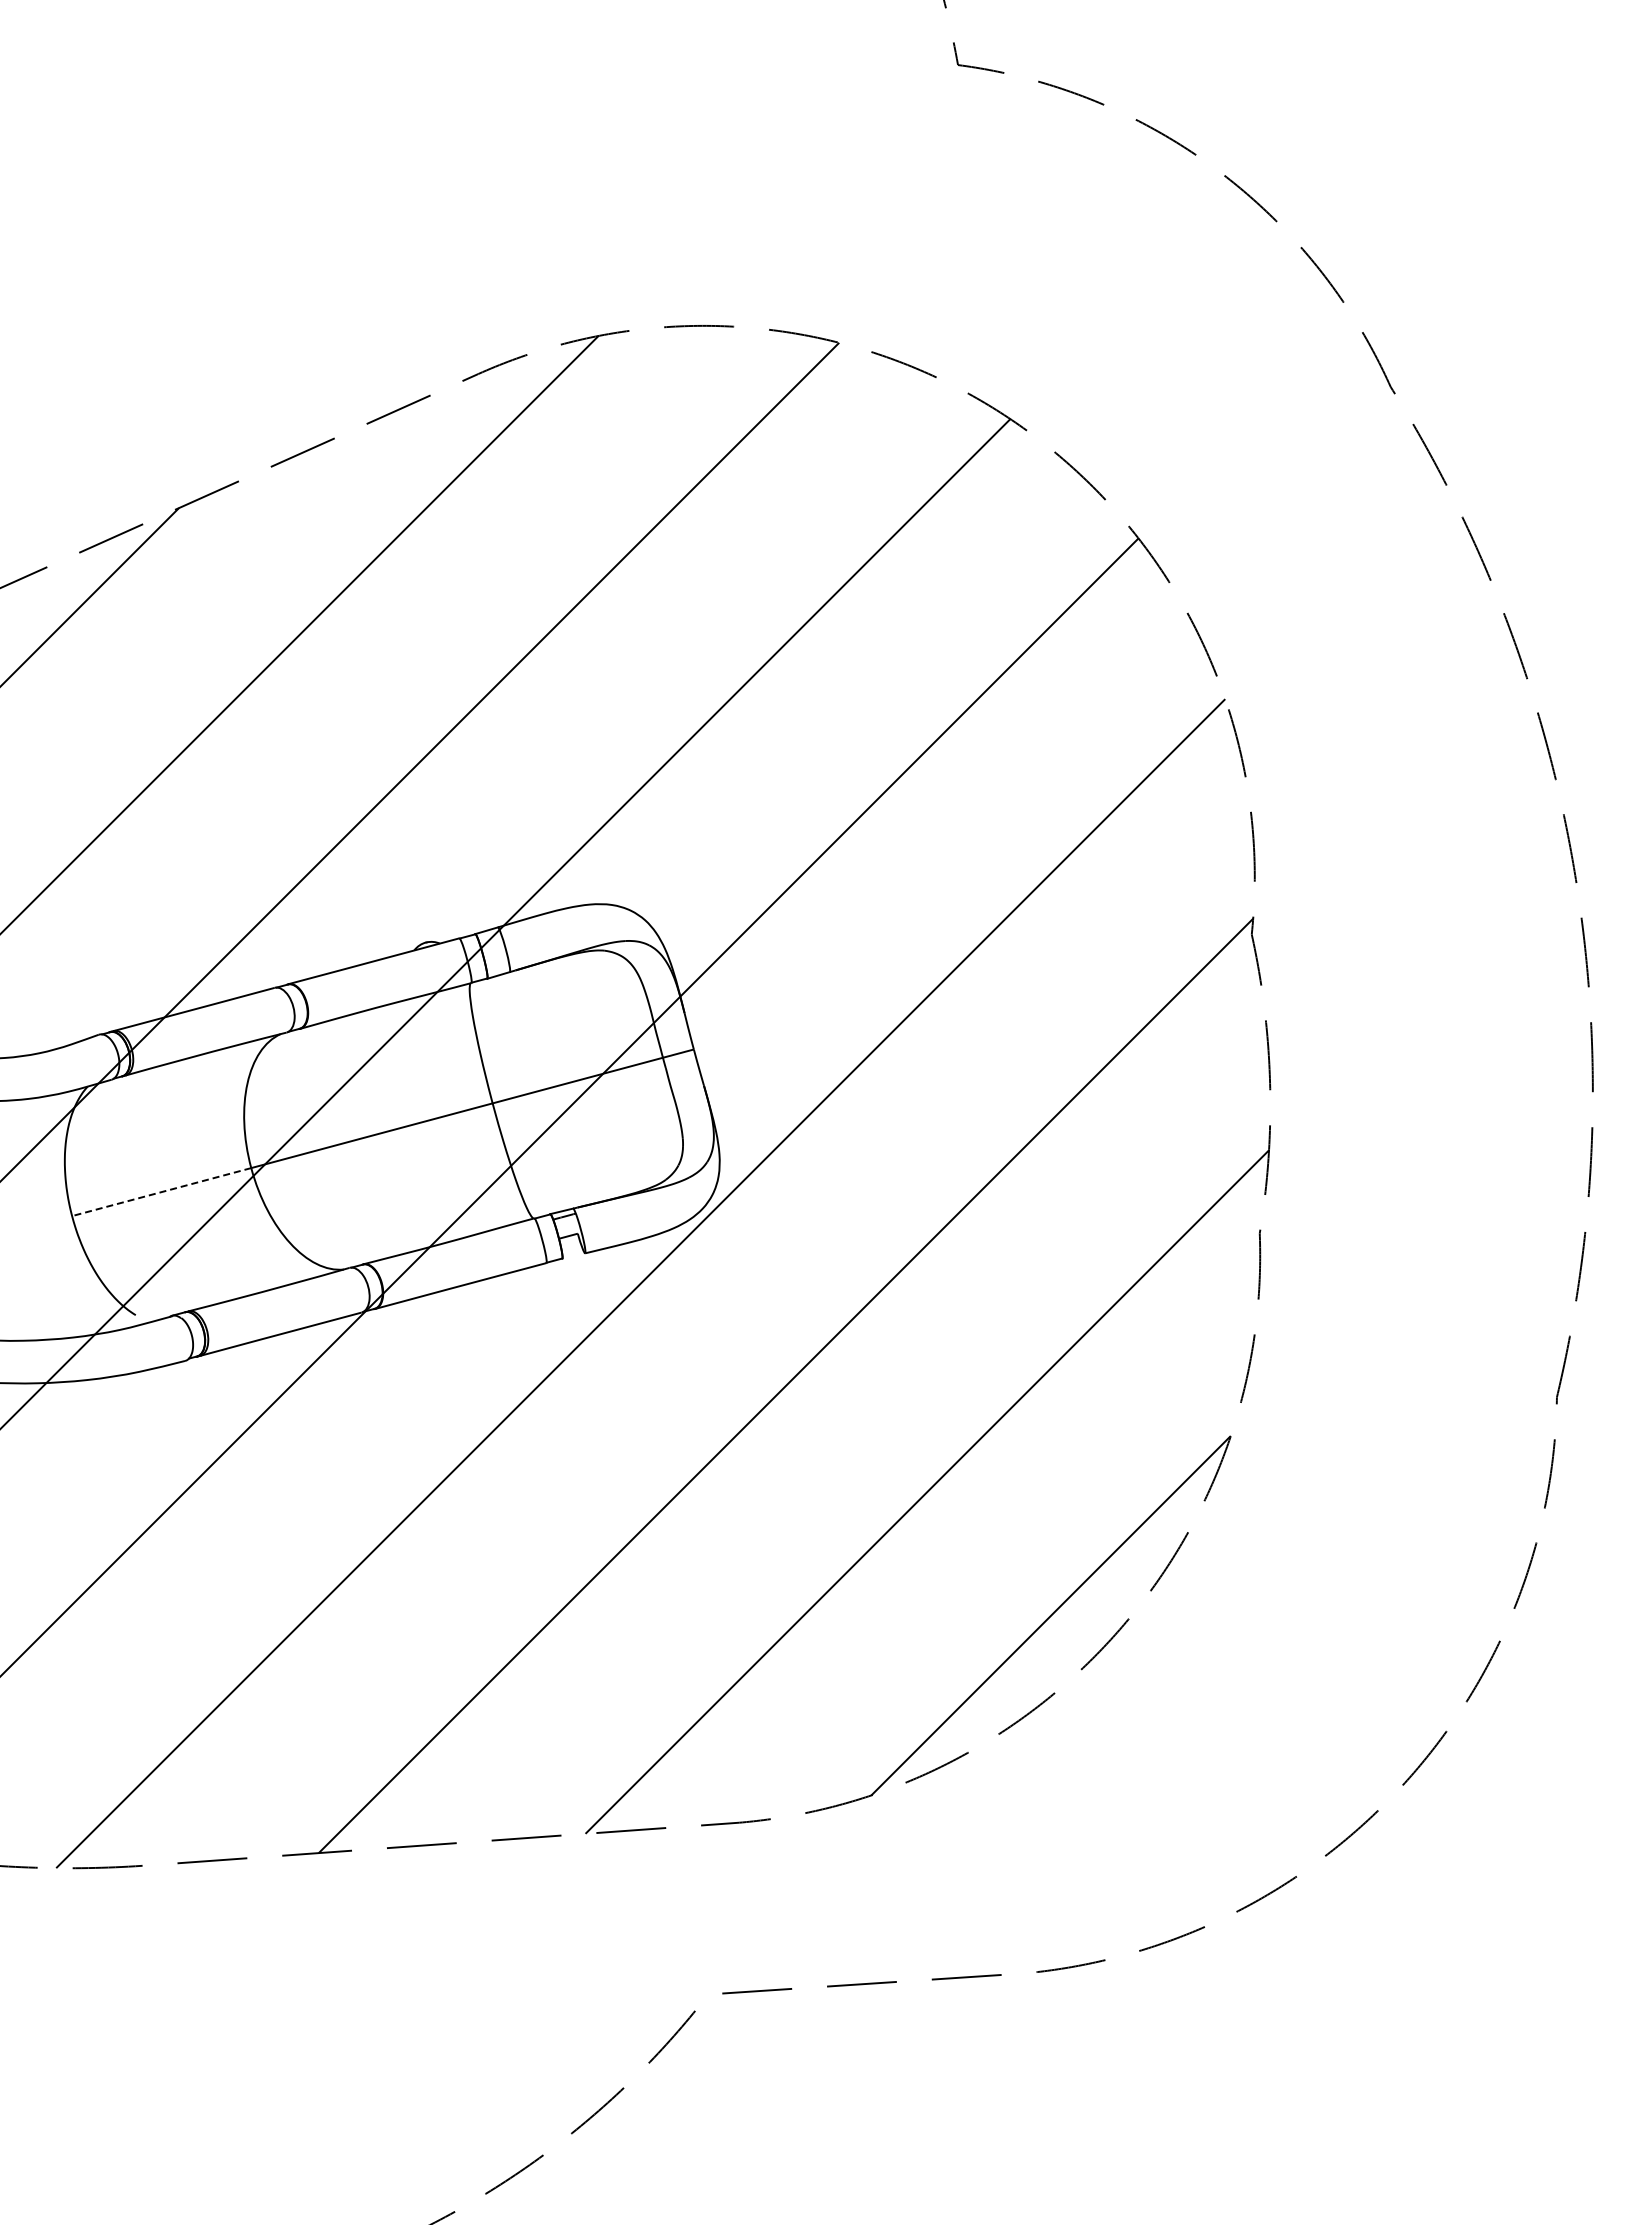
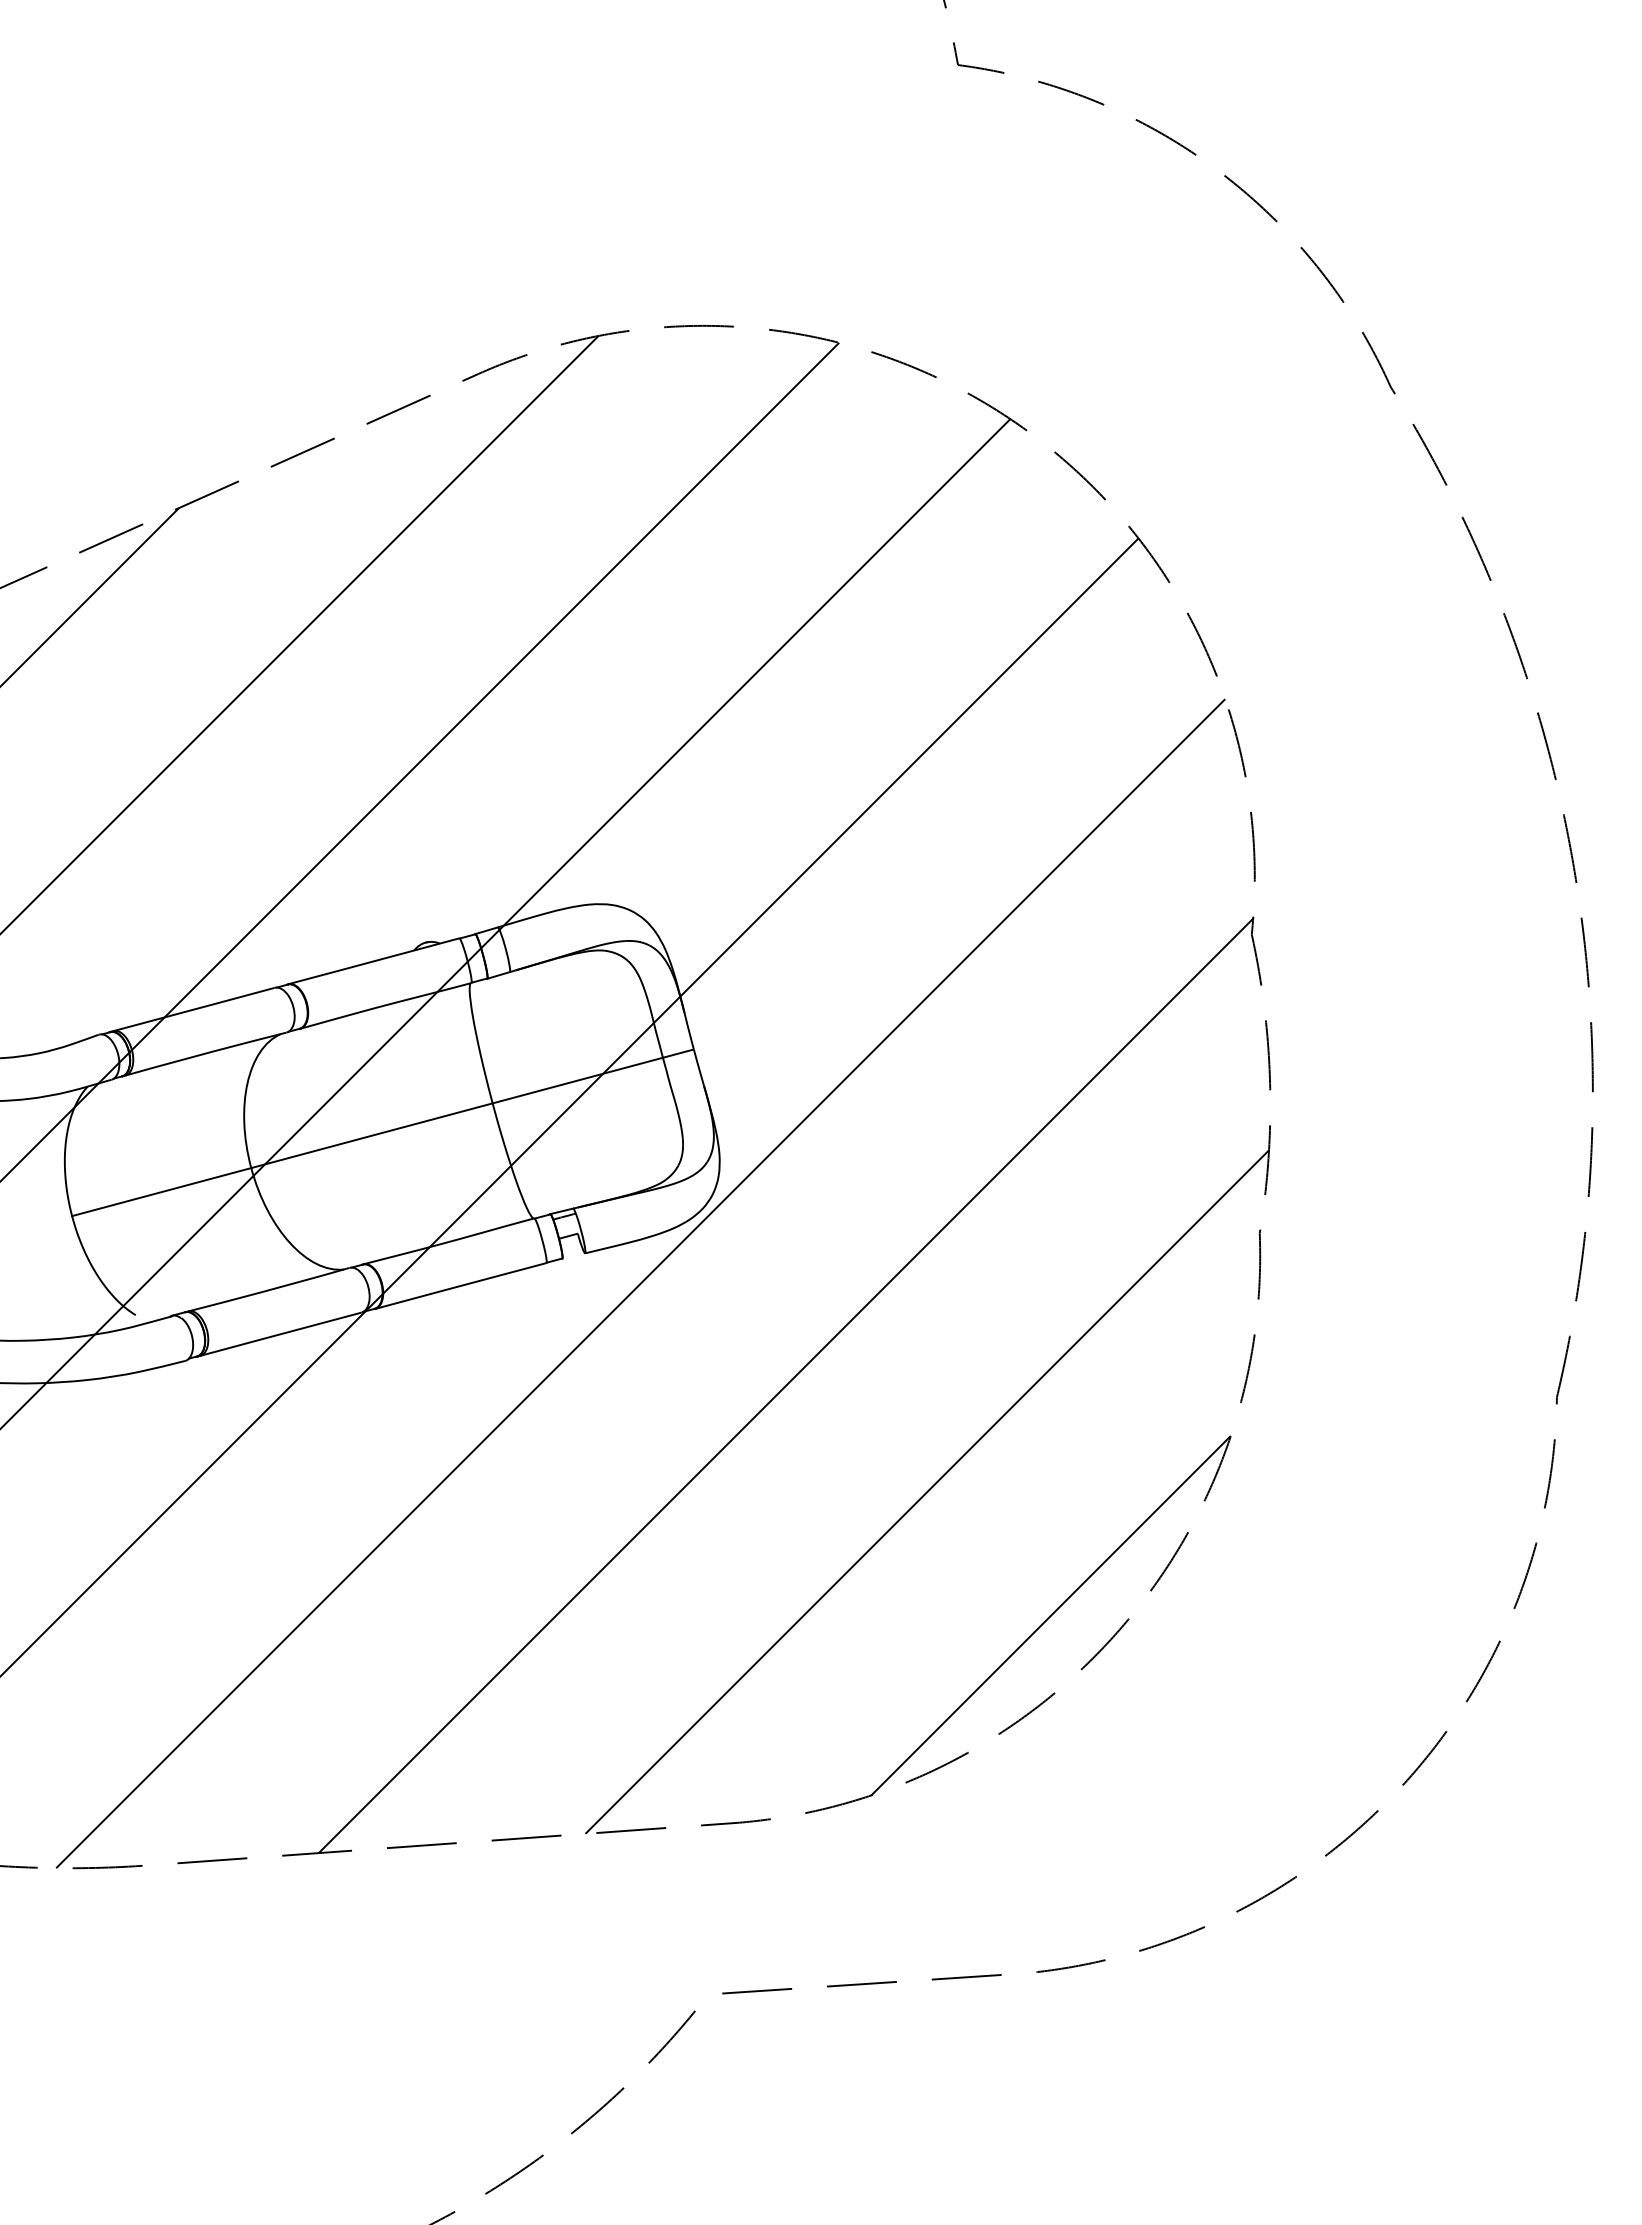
line: dashed -> solid (161, 1192)
